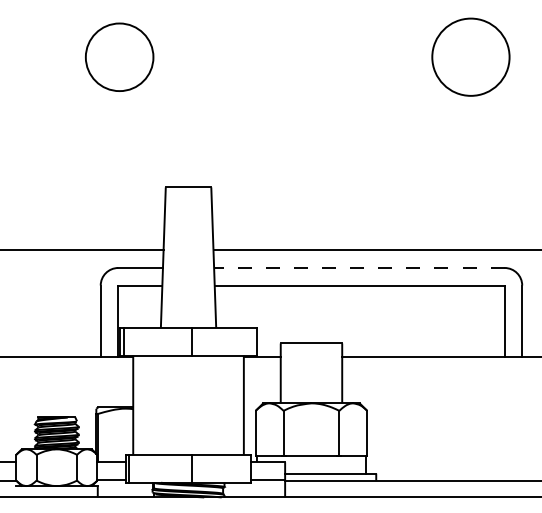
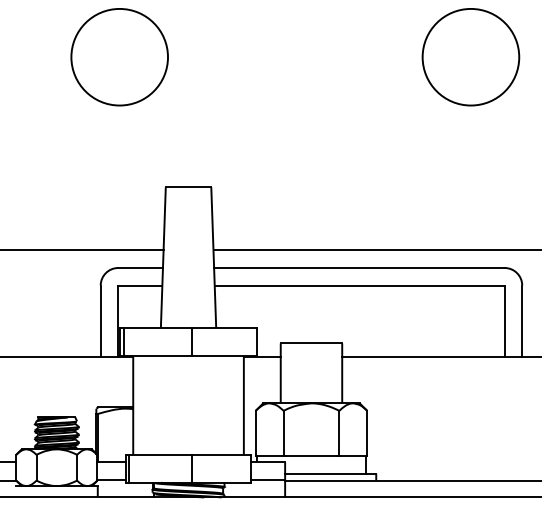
circle size: 70x70 px -> 99x99 px (119, 57)
circle diameter: 77 px -> 97 px (470, 56)
line: dashed -> solid (358, 267)
